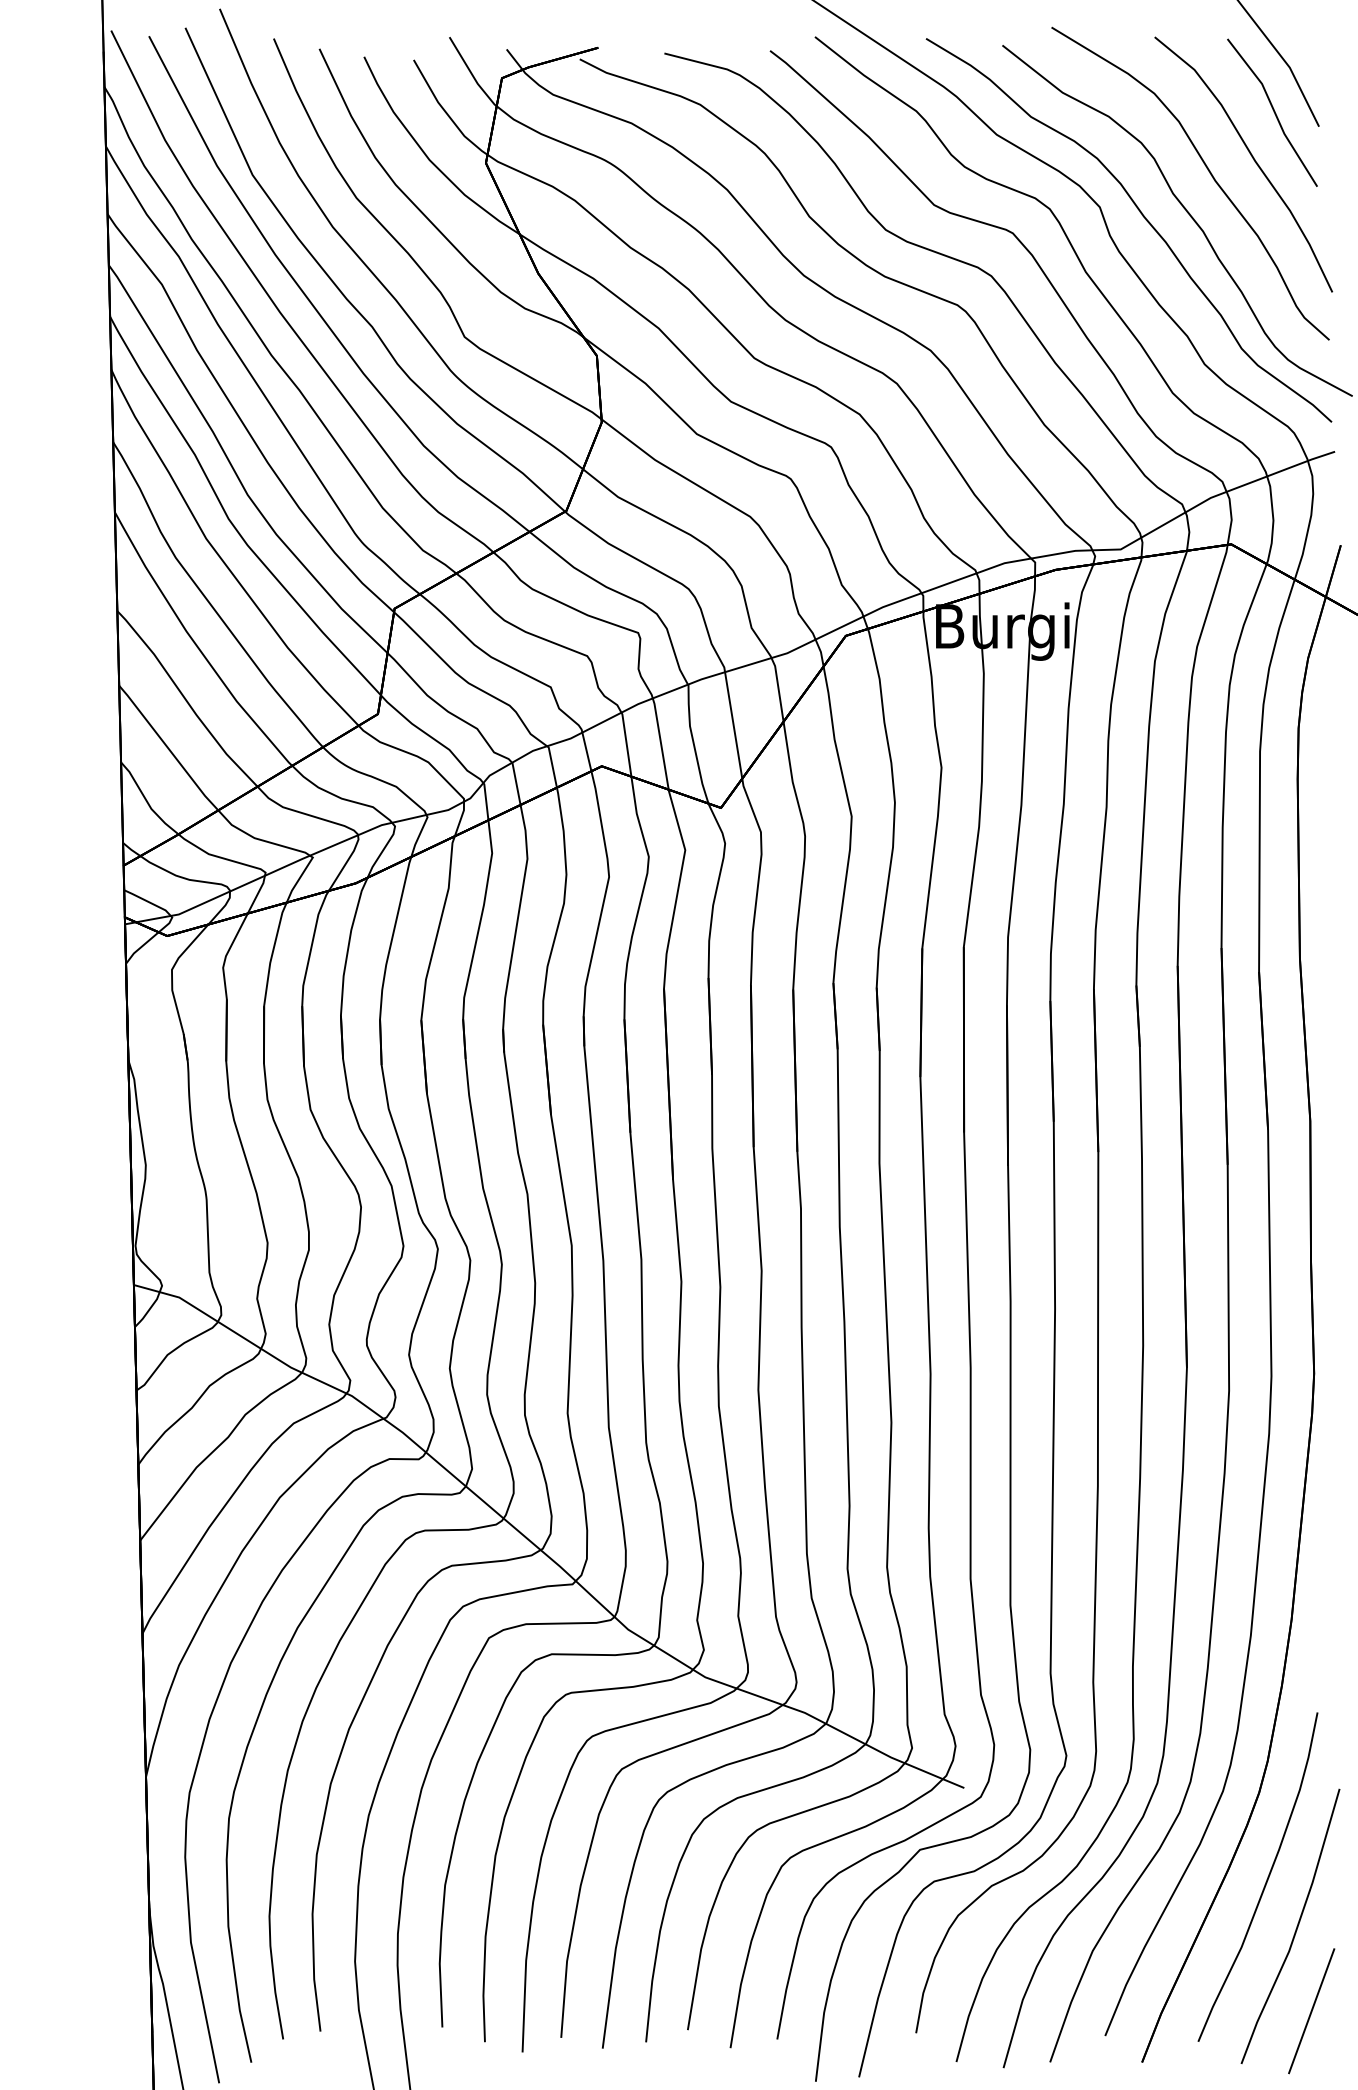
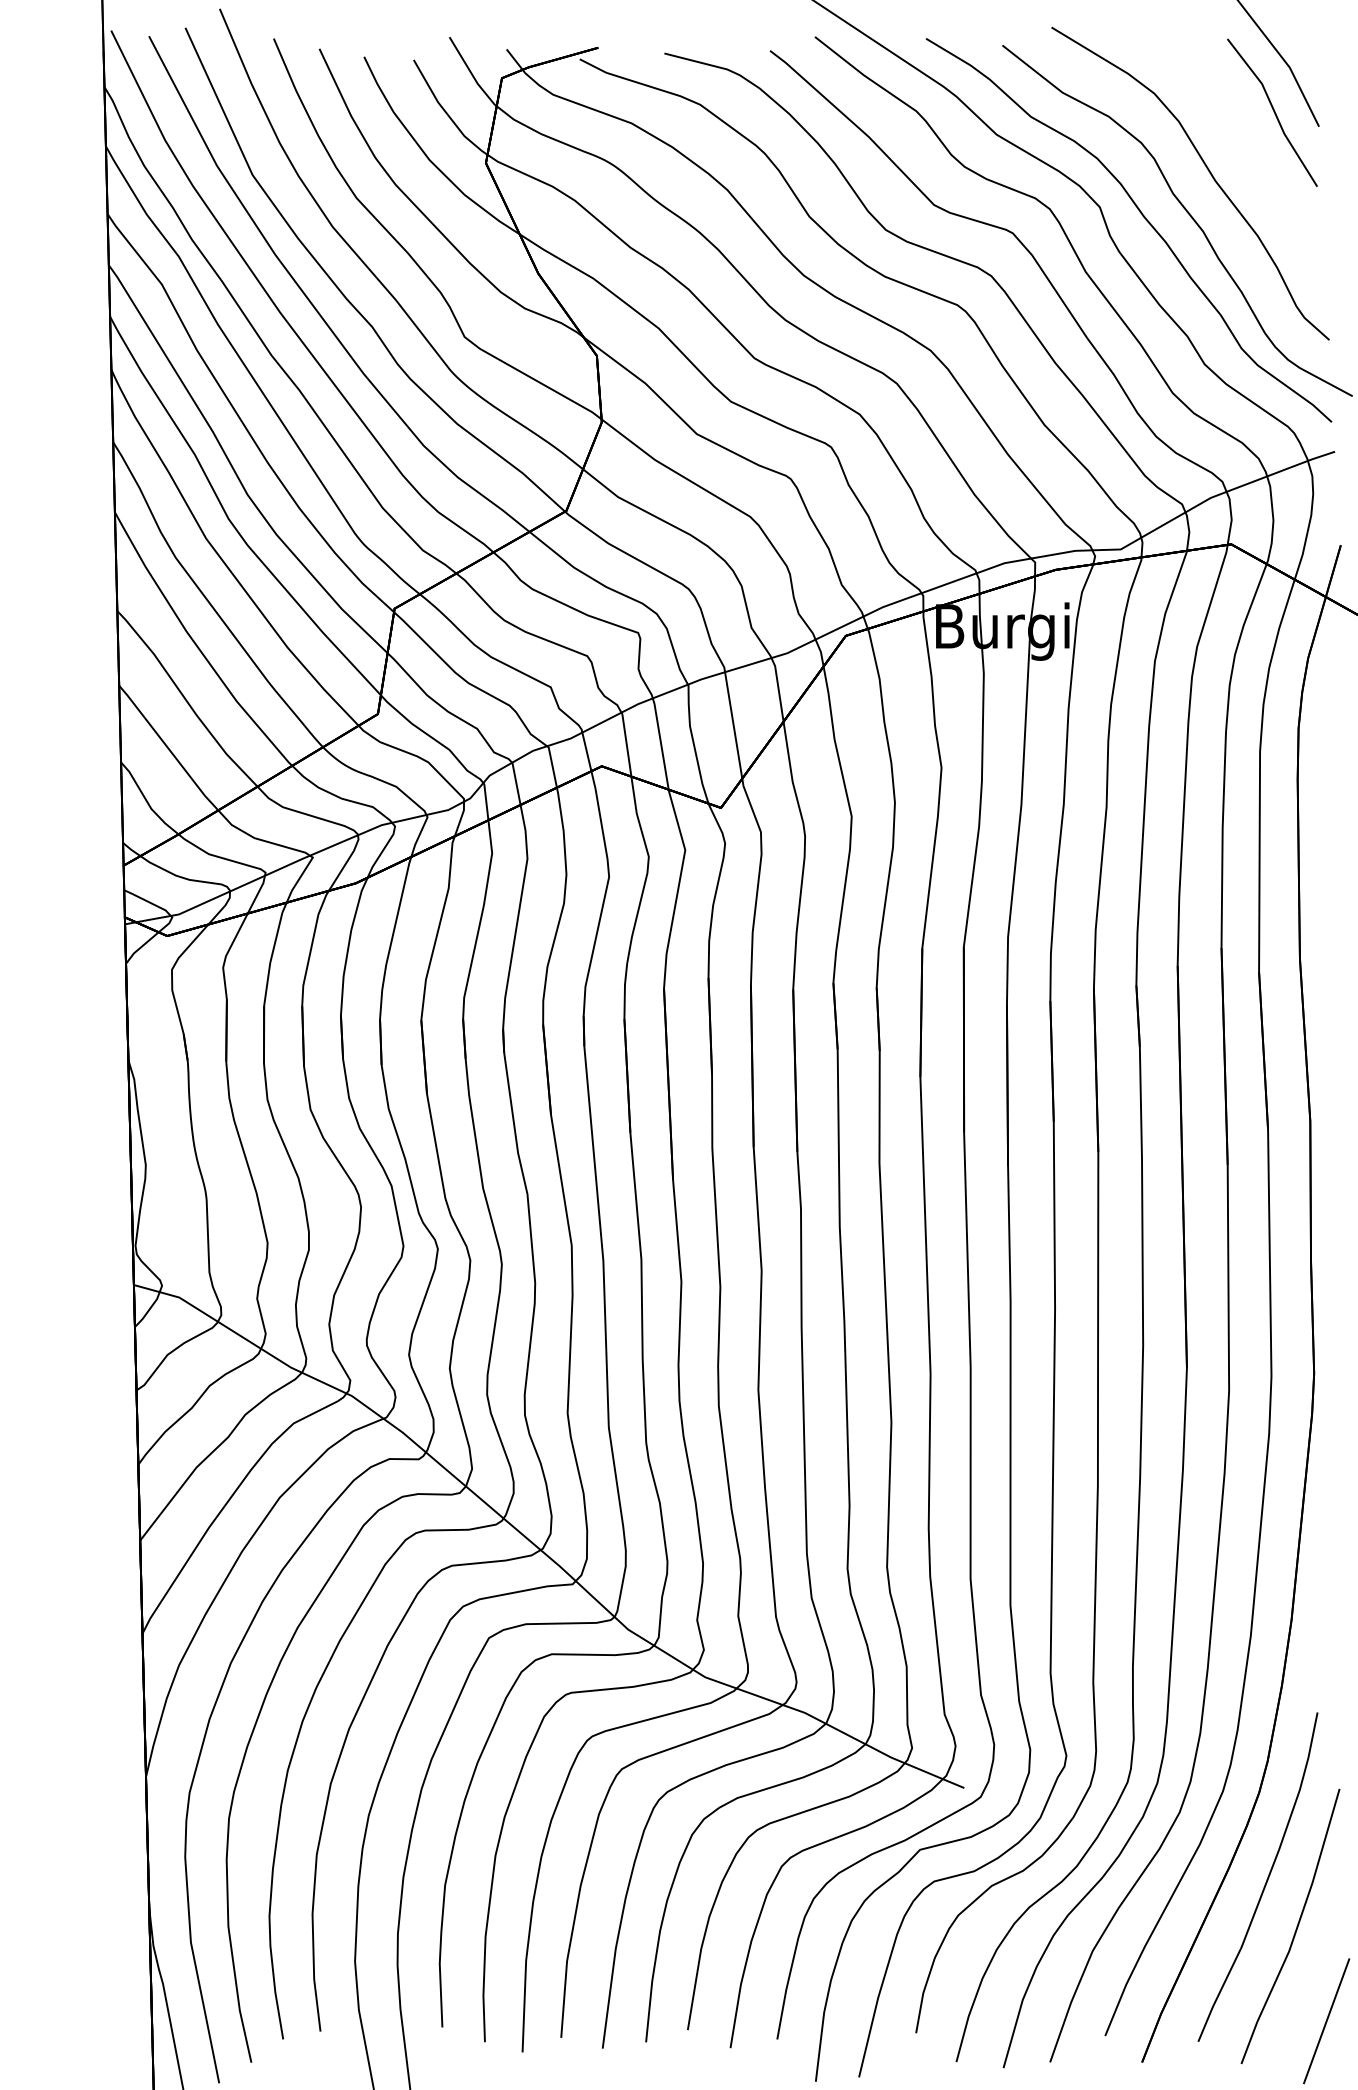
part: present -> none (1253, 160)
line position: (1311, 2011) -> (1326, 2021) (1326, 2021)
